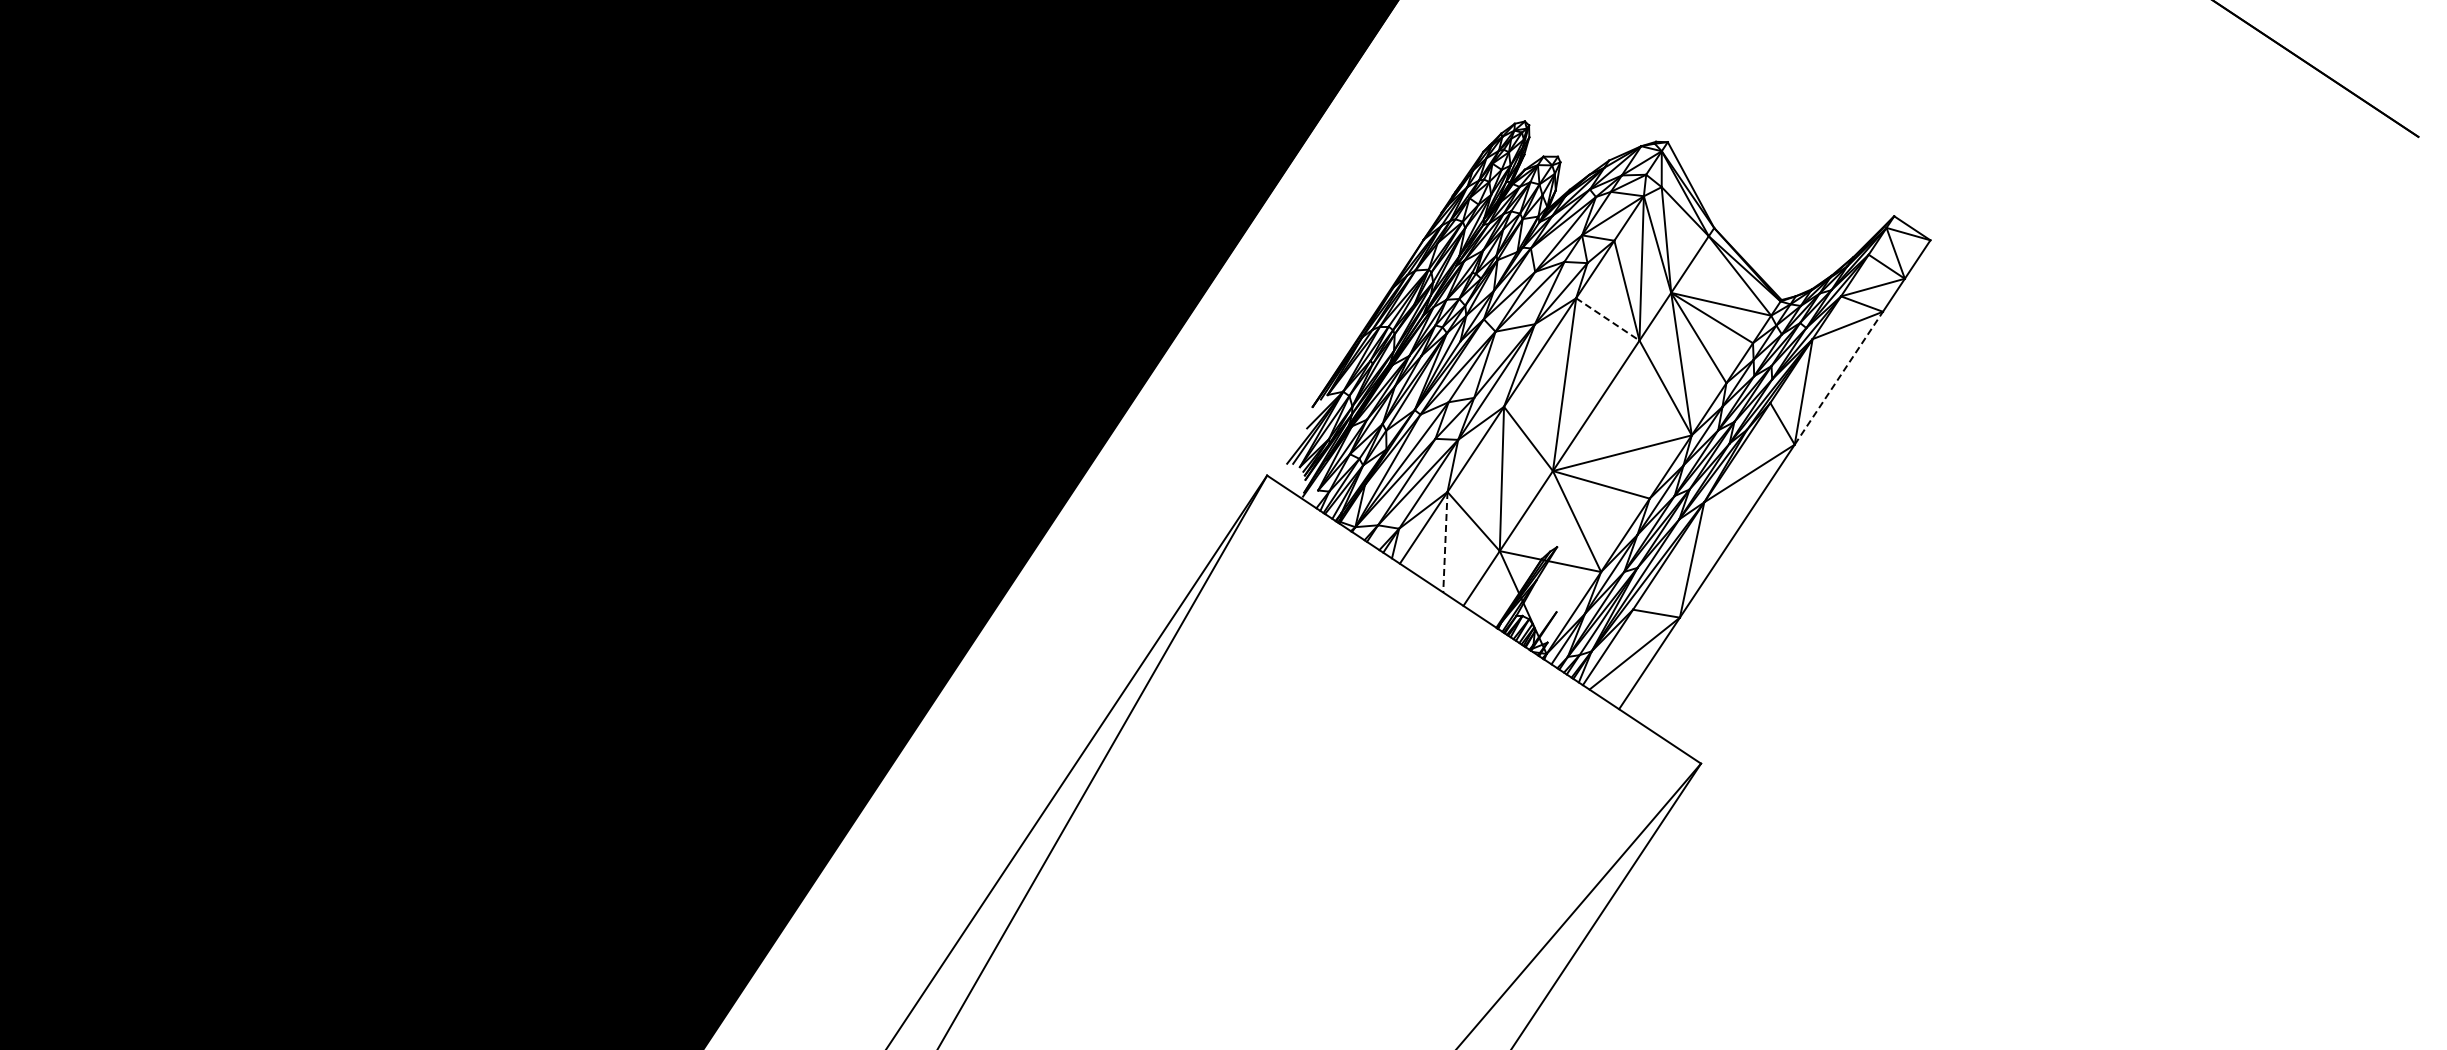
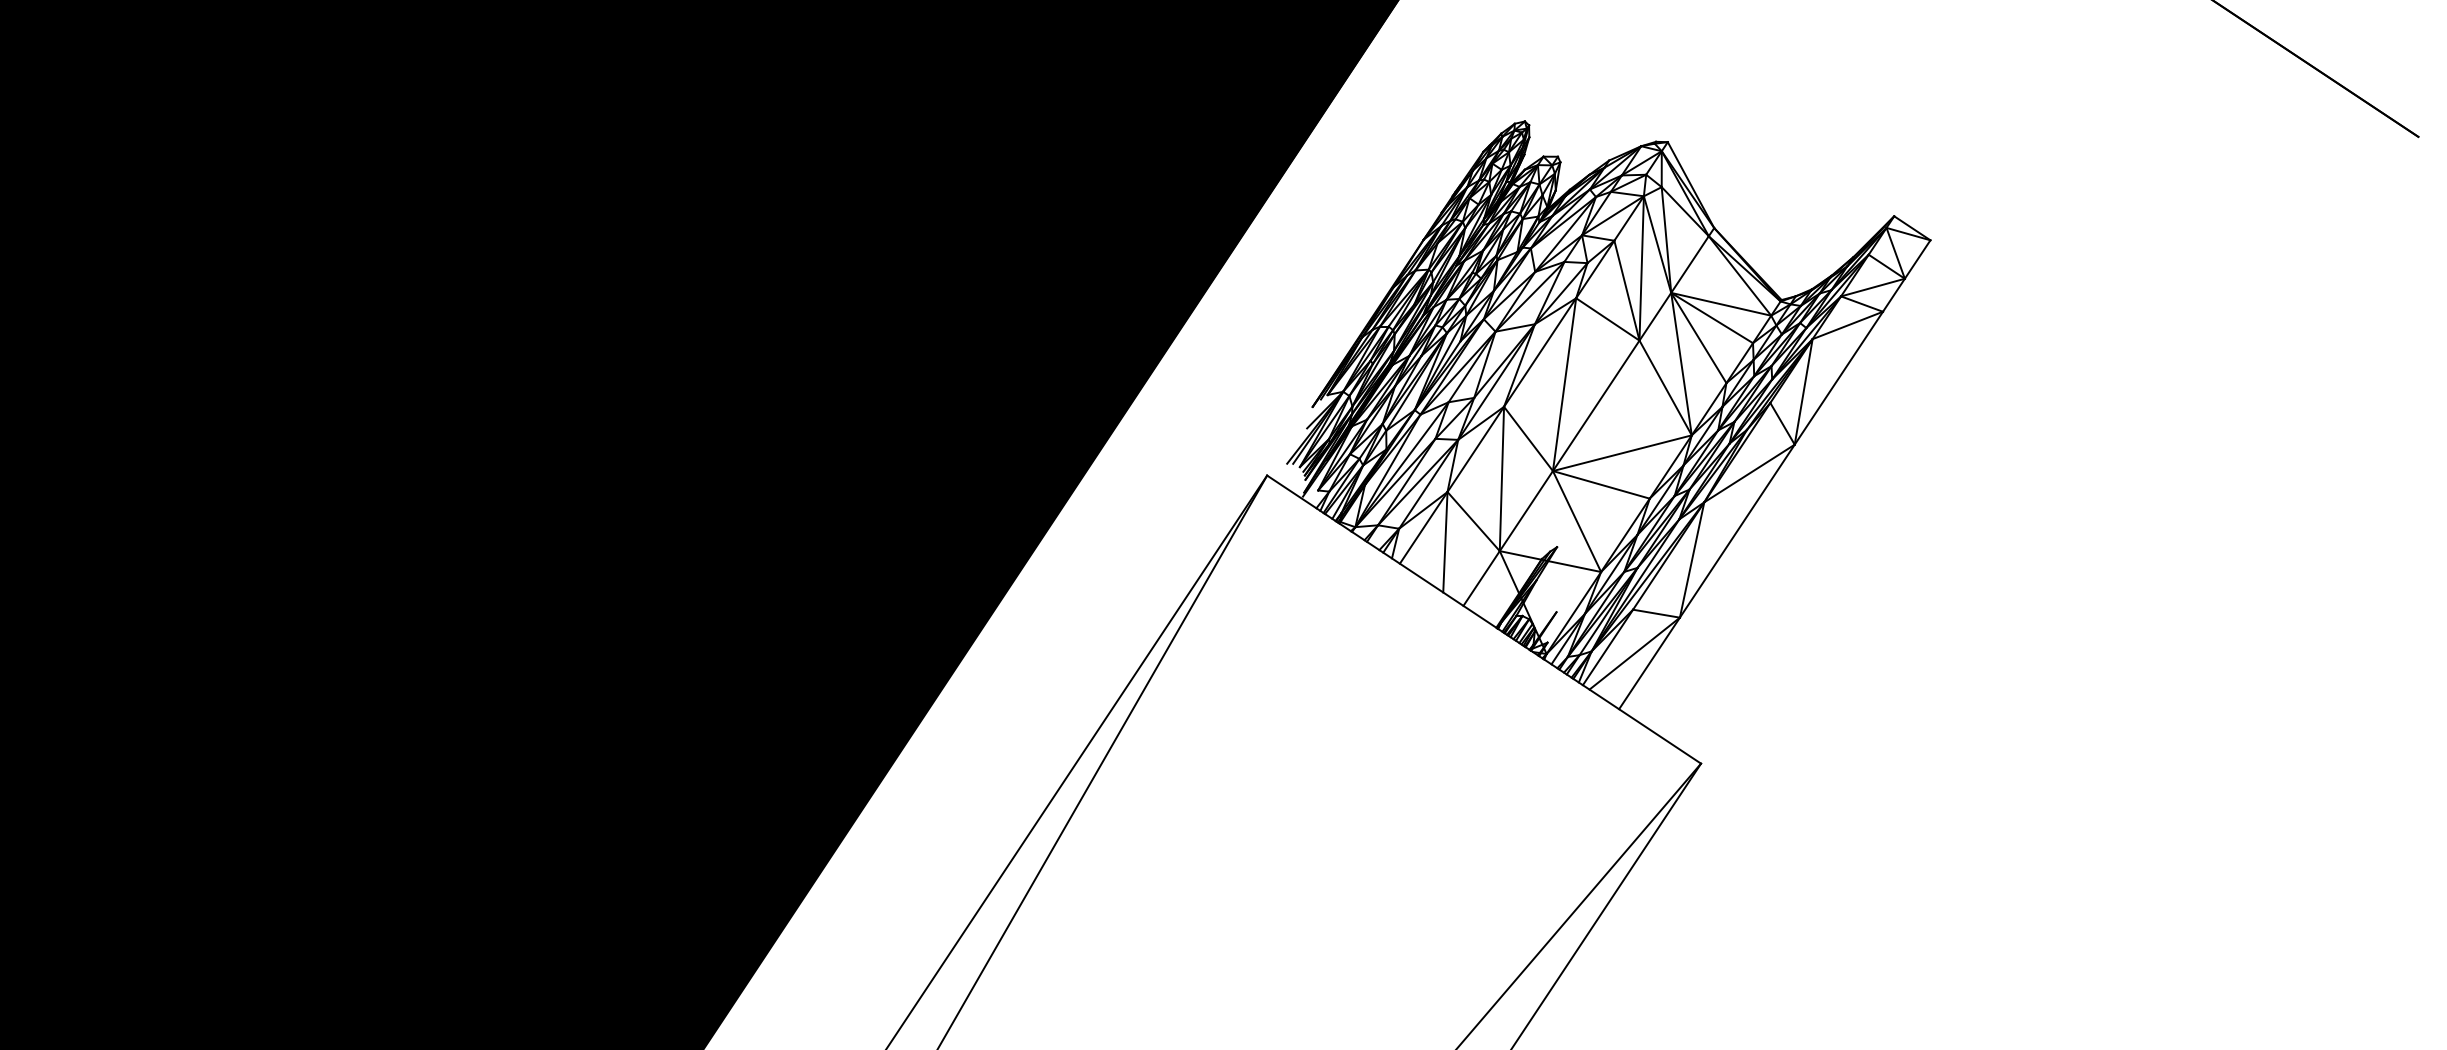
line: dashed -> solid (1608, 319)
line: dashed -> solid (1838, 378)
line: dashed -> solid (1445, 542)
